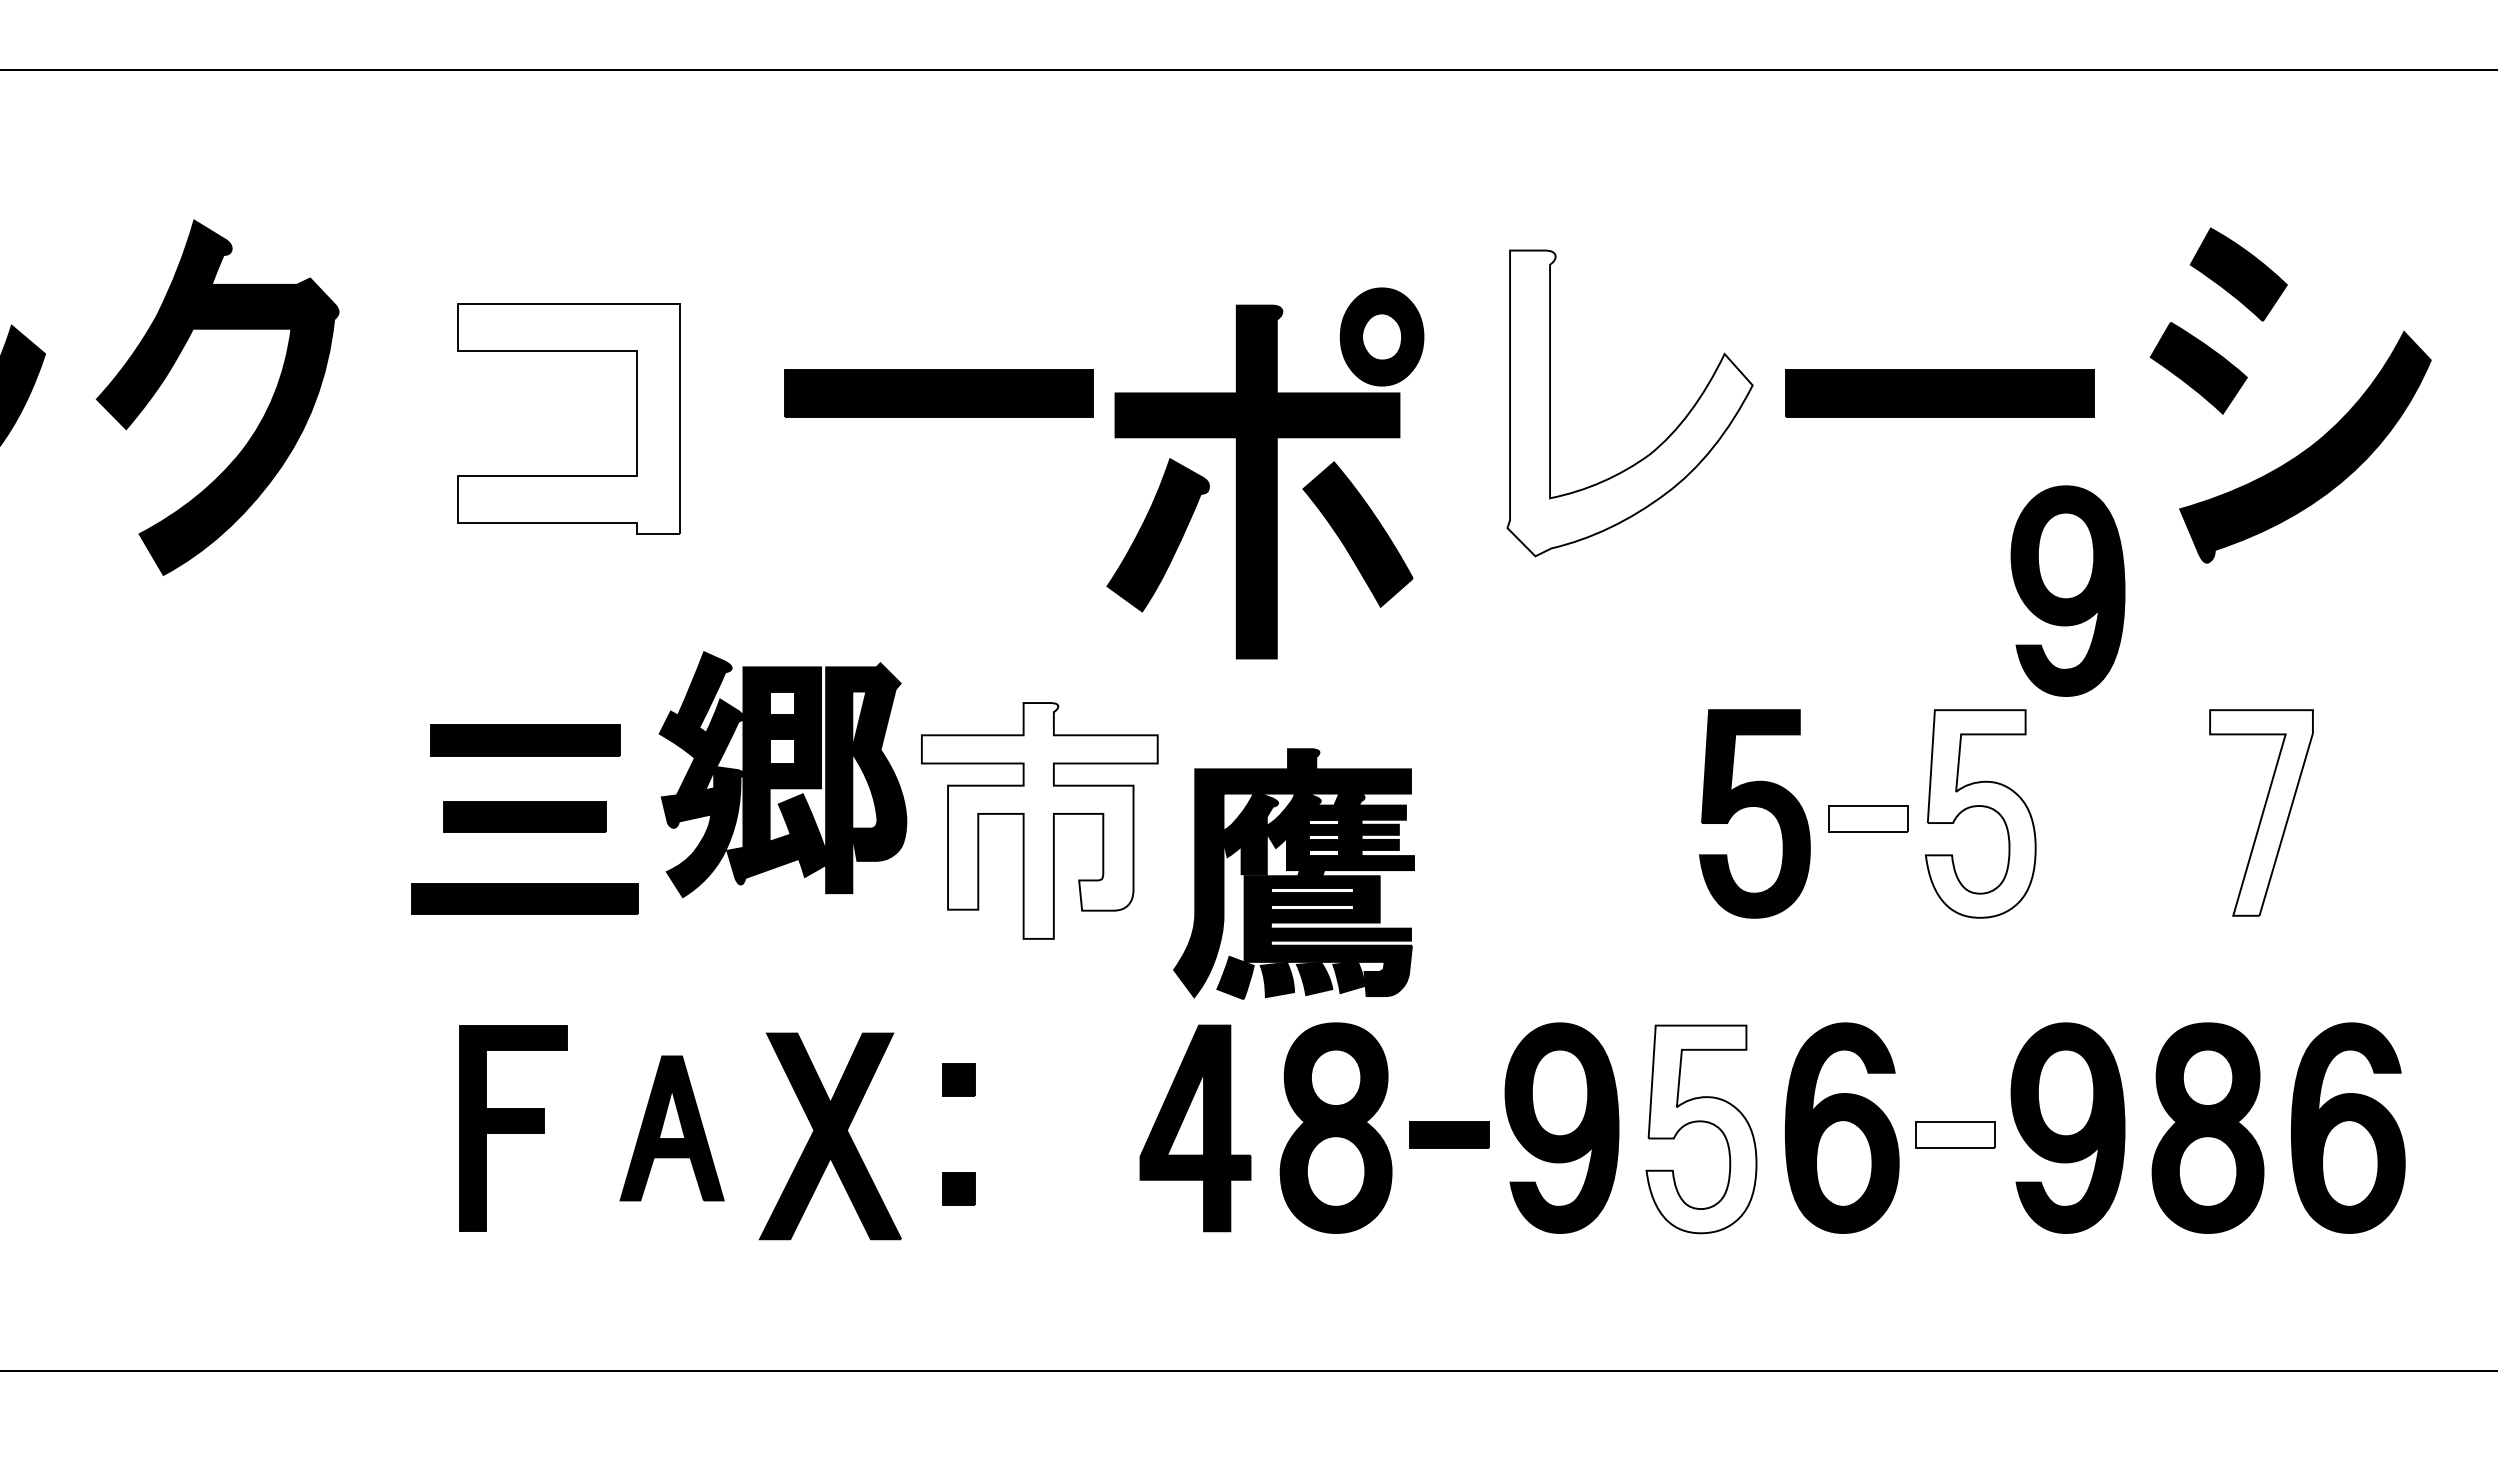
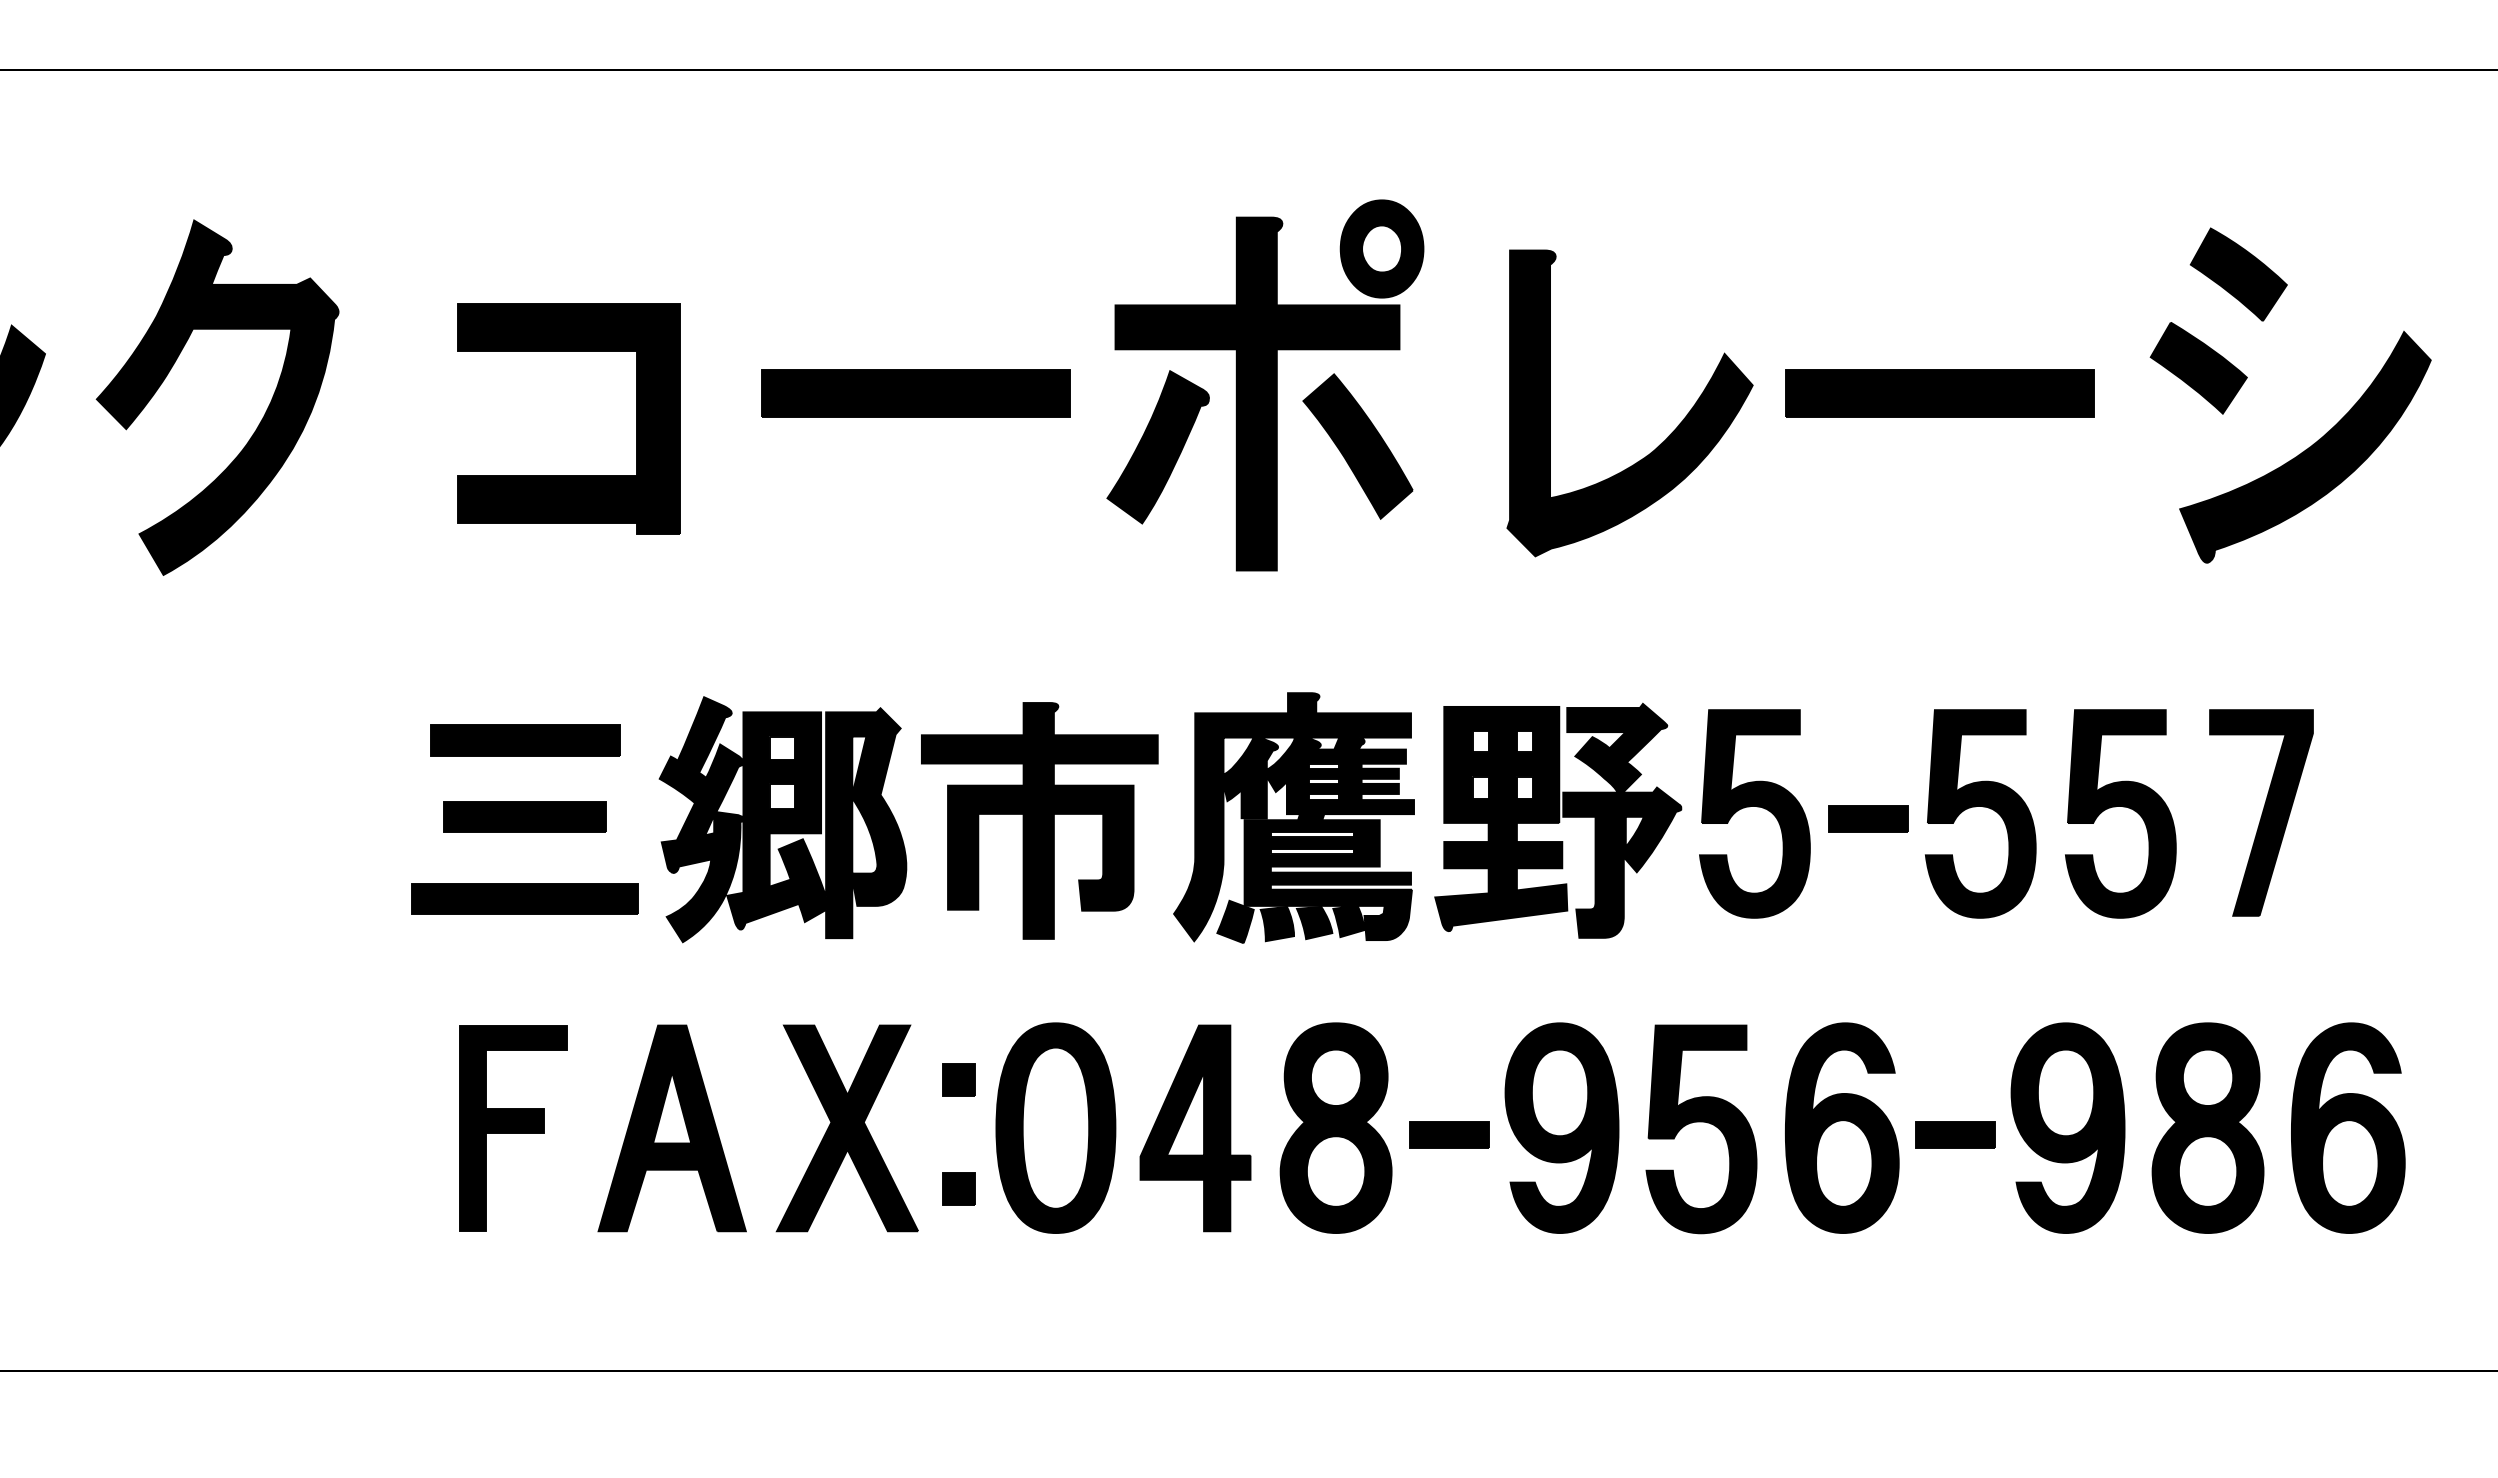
part position: (938, 393) -> (915, 393) (915, 393)
fill: none -> present (1629, 403)
fill: none -> present (568, 418)
part position: (1265, 473) -> (1265, 385) (1265, 385)
part: present -> none (2067, 590)
part position: (782, 774) -> (782, 819) (782, 819)
part: none -> present (2123, 807)
fill: none -> present (2261, 812)
fill: none -> present (1980, 813)
fill: none -> present (1868, 819)
fill: none -> present (1039, 820)
part: none -> present (1558, 820)
part position: (1293, 873) -> (1293, 817) (1293, 817)
part: none -> present (1055, 1127)
part size: 106x147 px -> 150x209 px (671, 1128)
fill: none -> present (1701, 1129)
fill: none -> present (1955, 1134)
part position: (829, 1136) -> (846, 1128) (846, 1128)
